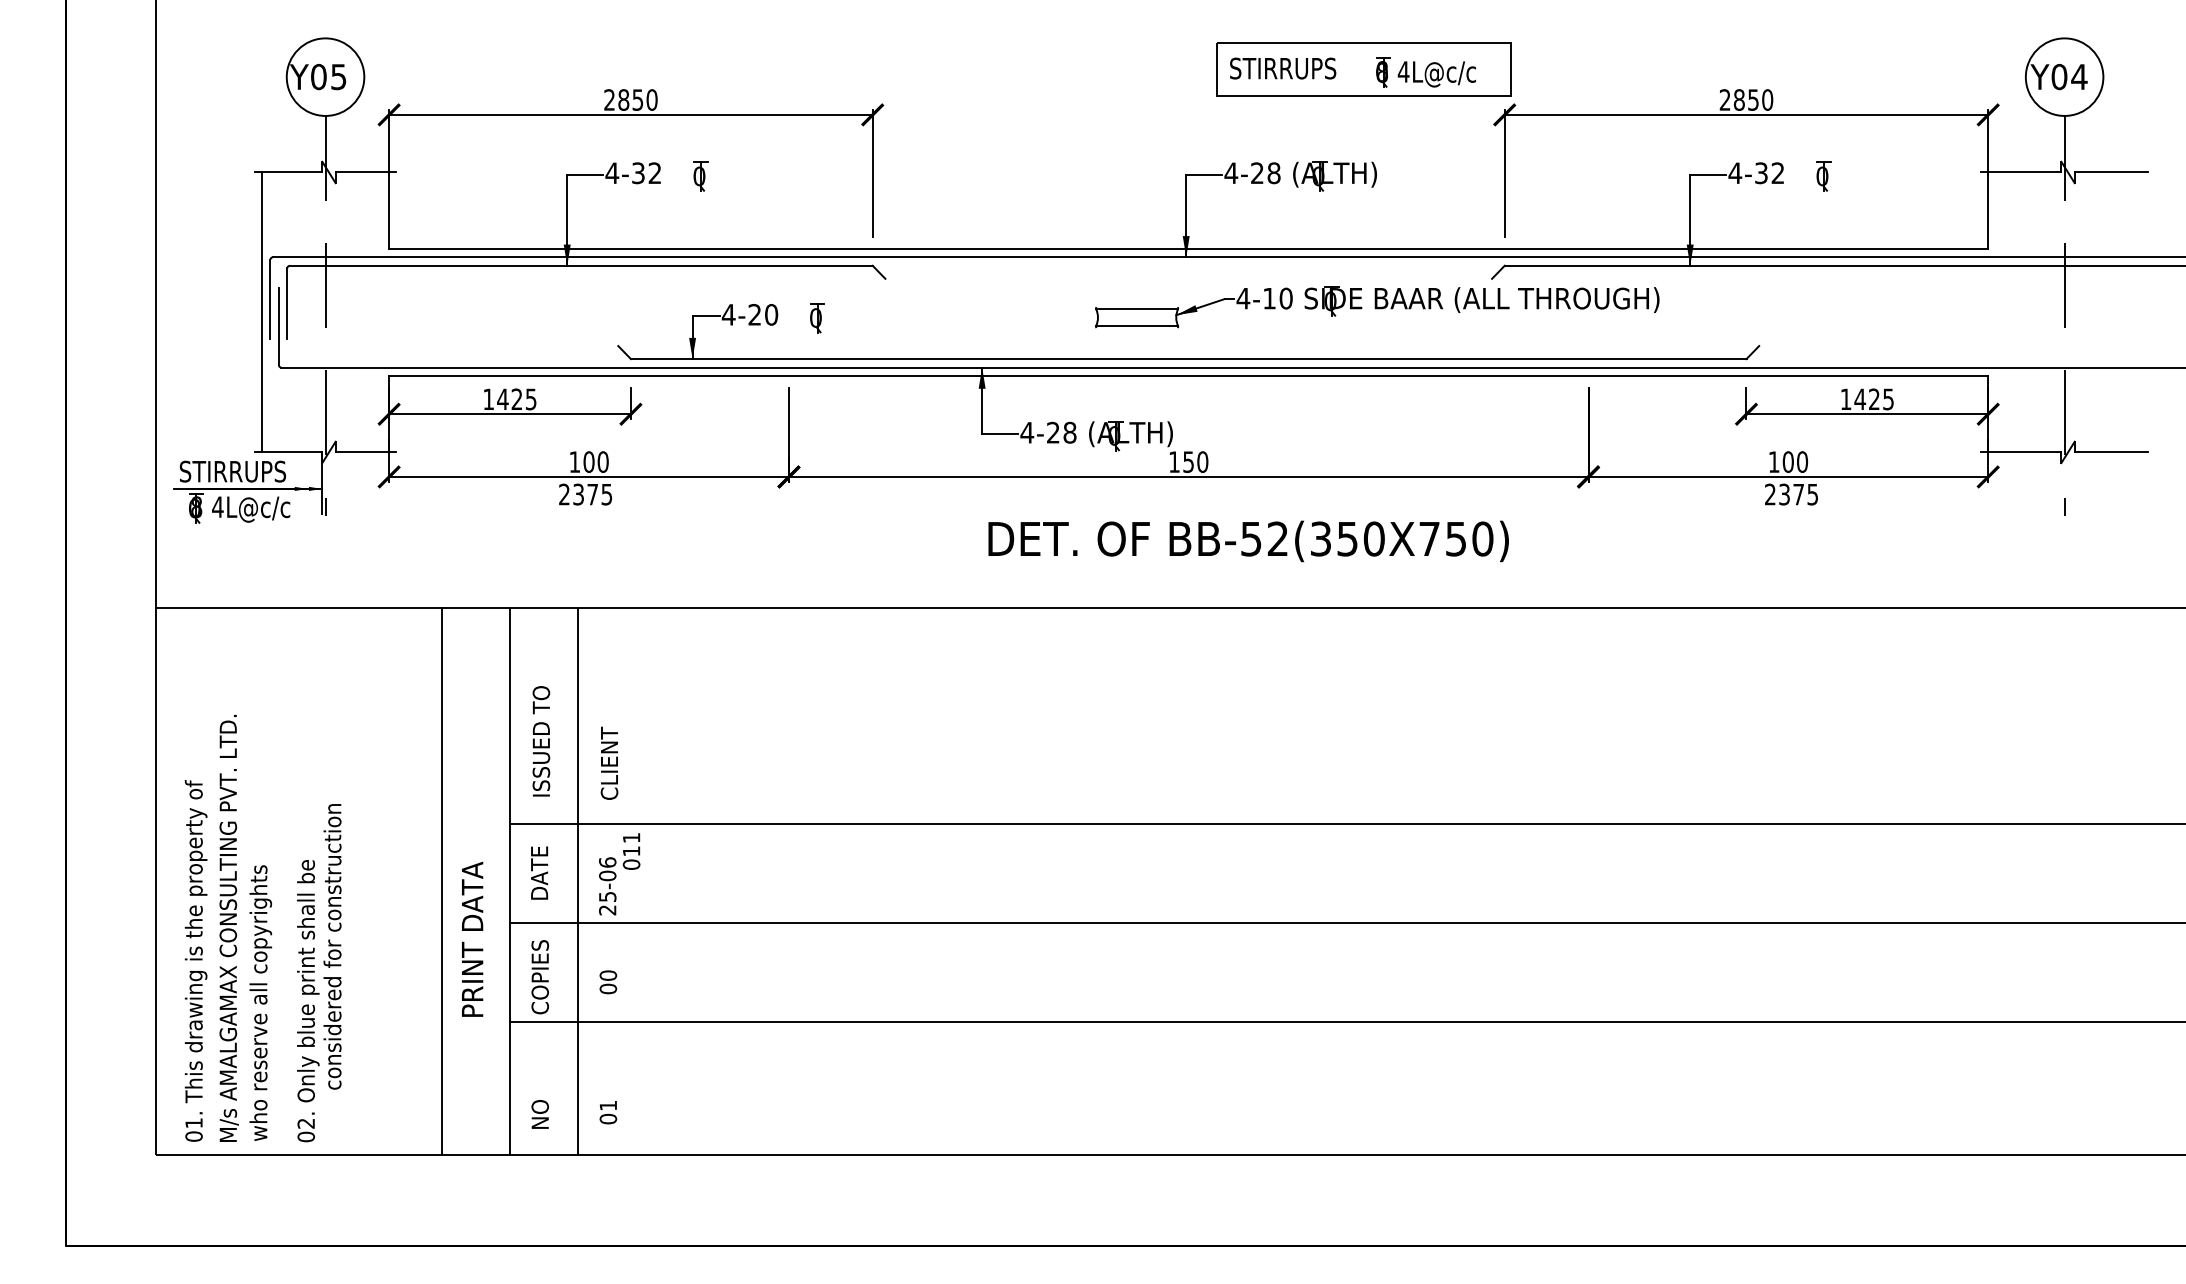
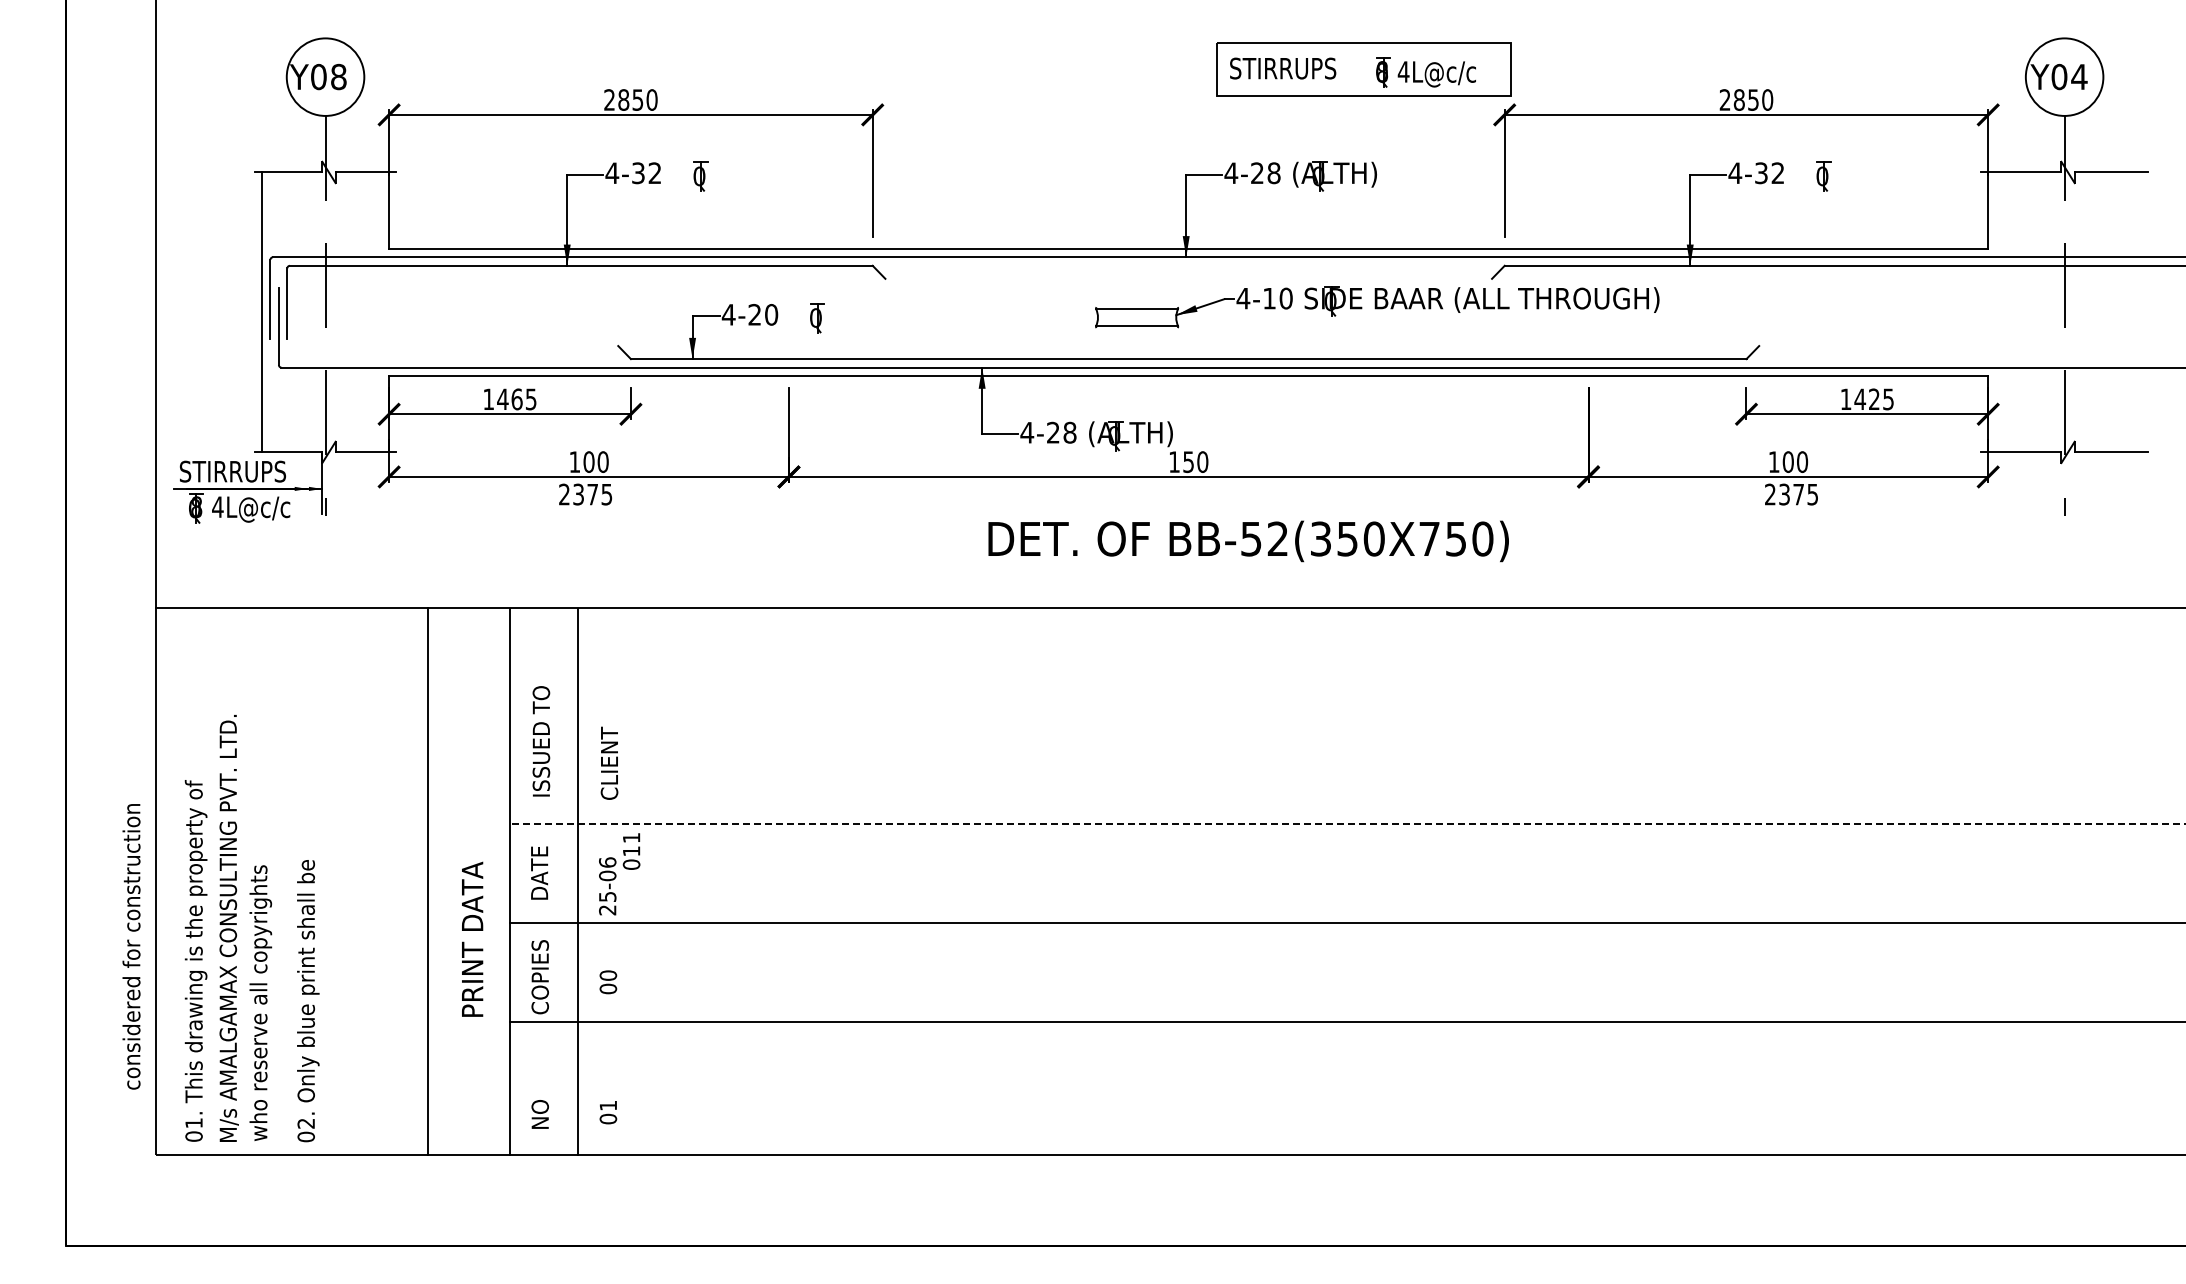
text: Y05 -> Y08 (338, 76)
text: 1425 -> 1465 (516, 399)
line: solid -> dashed (1347, 824)
line position: (441, 881) -> (427, 881) (427, 881)
text position: (332, 946) -> (131, 946) (131, 946)
